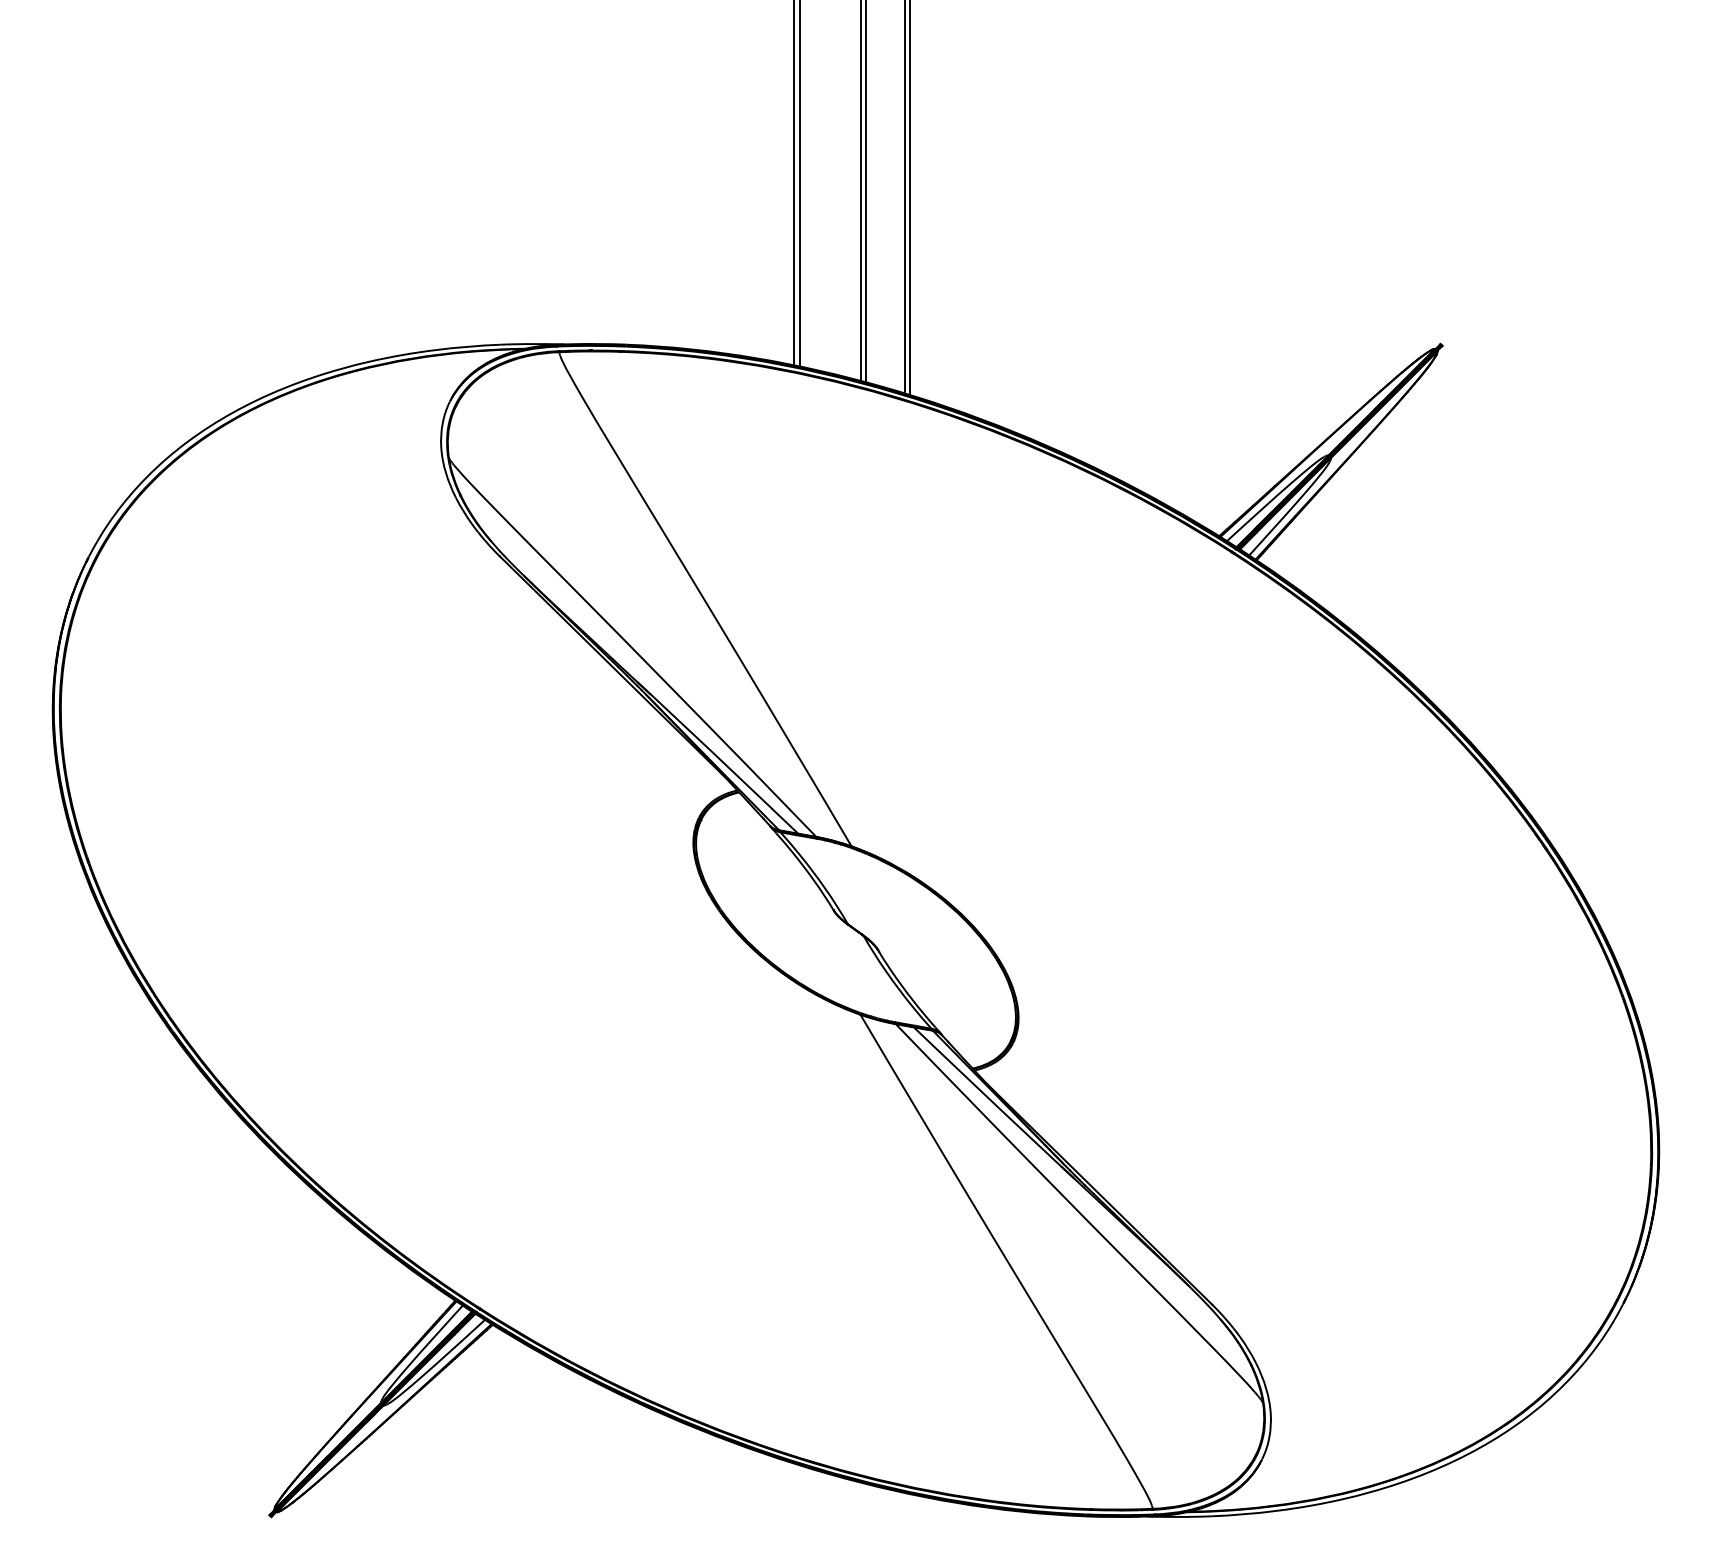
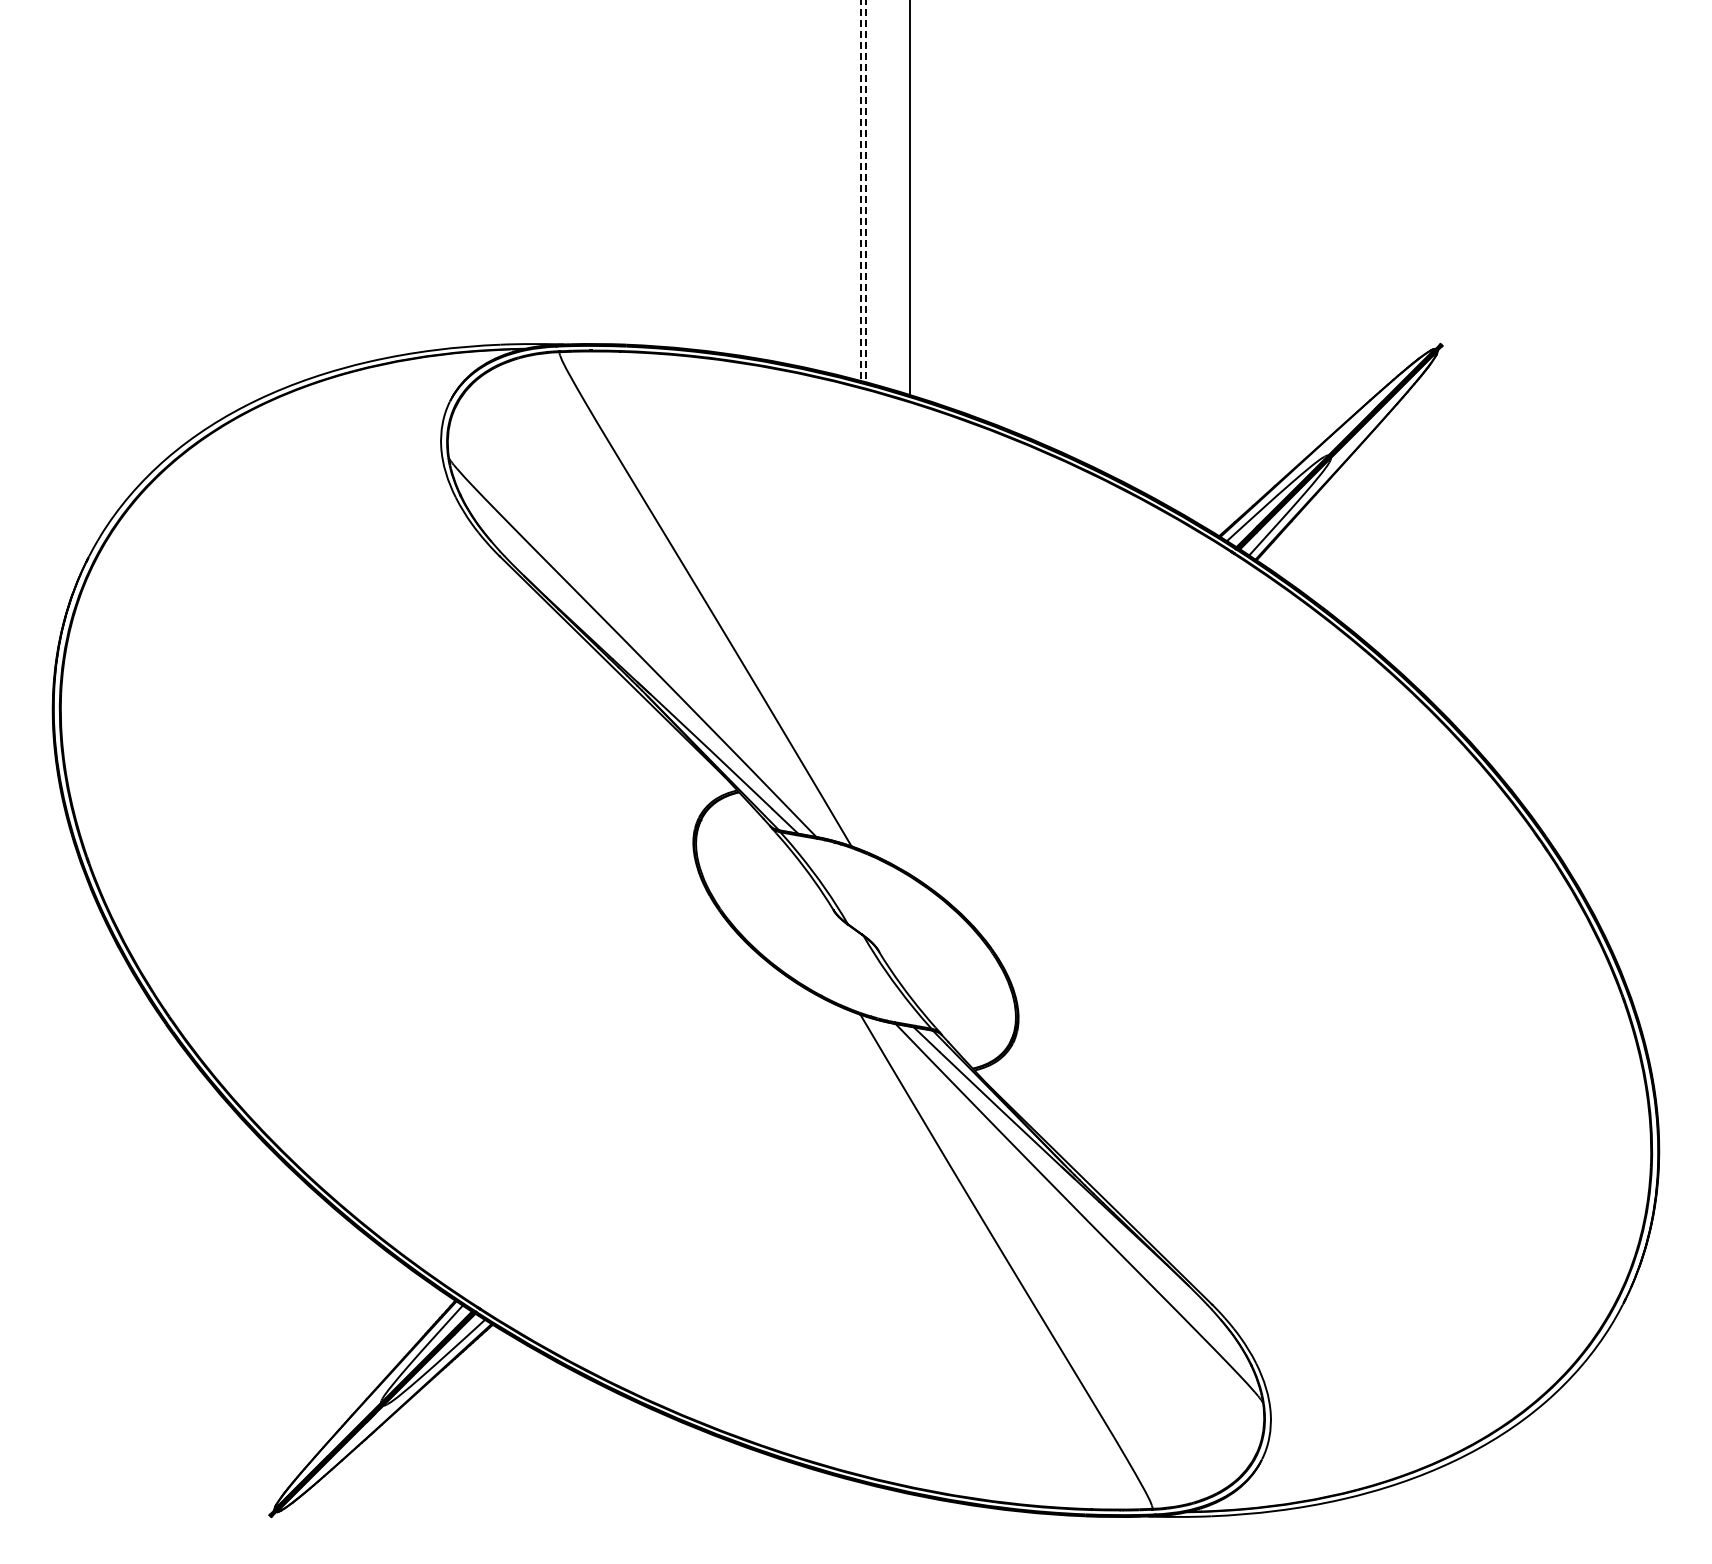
line: present -> none (794, 183)
line: present -> none (799, 184)
line: solid -> dashed (860, 191)
line: solid -> dashed (866, 191)
line: present -> none (904, 197)
